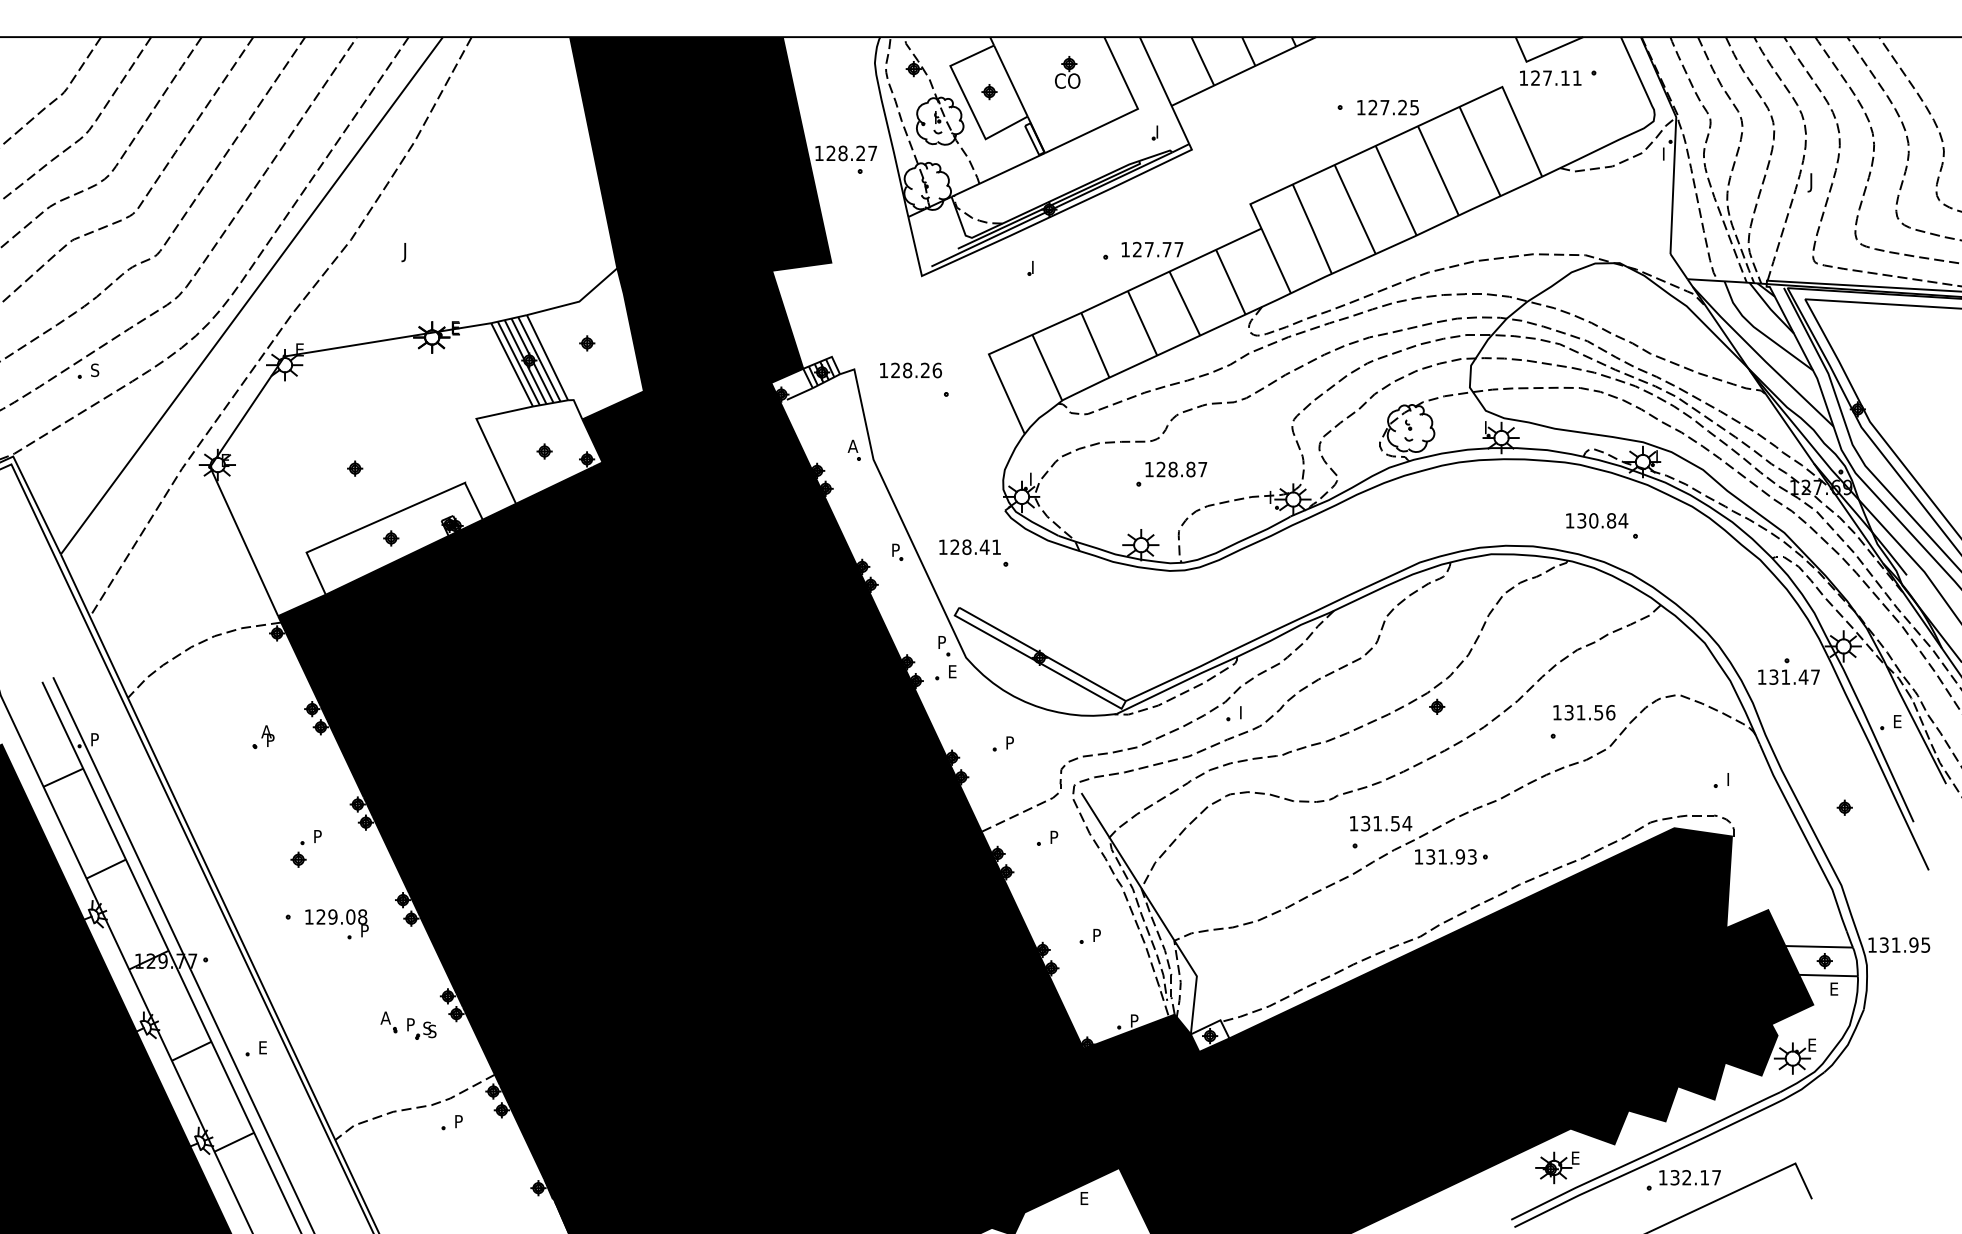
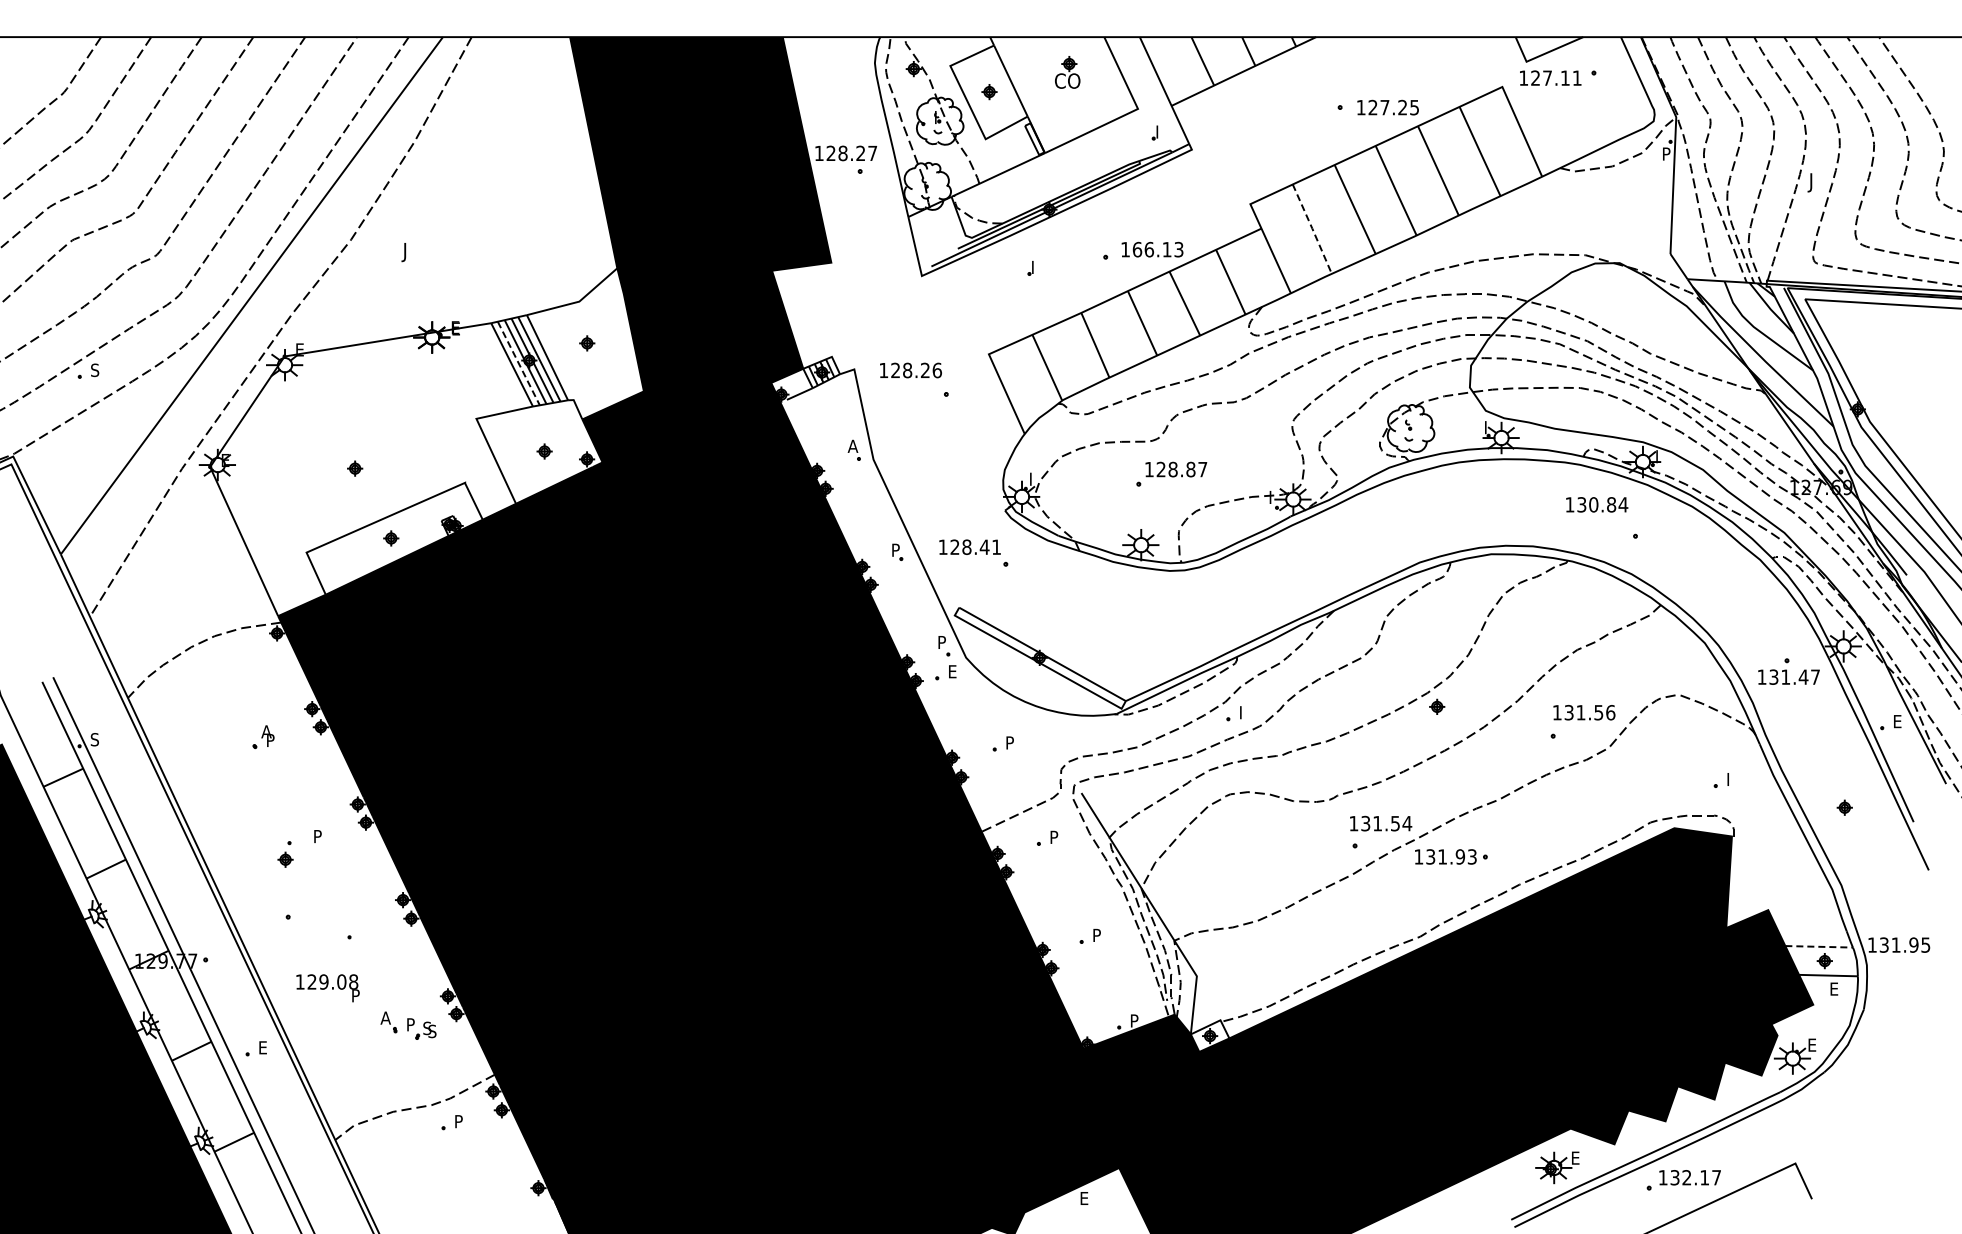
text: I -> P (1667, 151)
line: solid -> dashed (1312, 228)
text: 127.77 -> 166.13 (1157, 249)
line: solid -> dashed (518, 363)
text position: (1597, 520) -> (1597, 504) (1597, 504)
text: P -> S (94, 739)
part position: (298, 854) -> (285, 854) (285, 854)
text position: (336, 923) -> (327, 988) (327, 988)
line: solid -> dashed (1819, 946)
